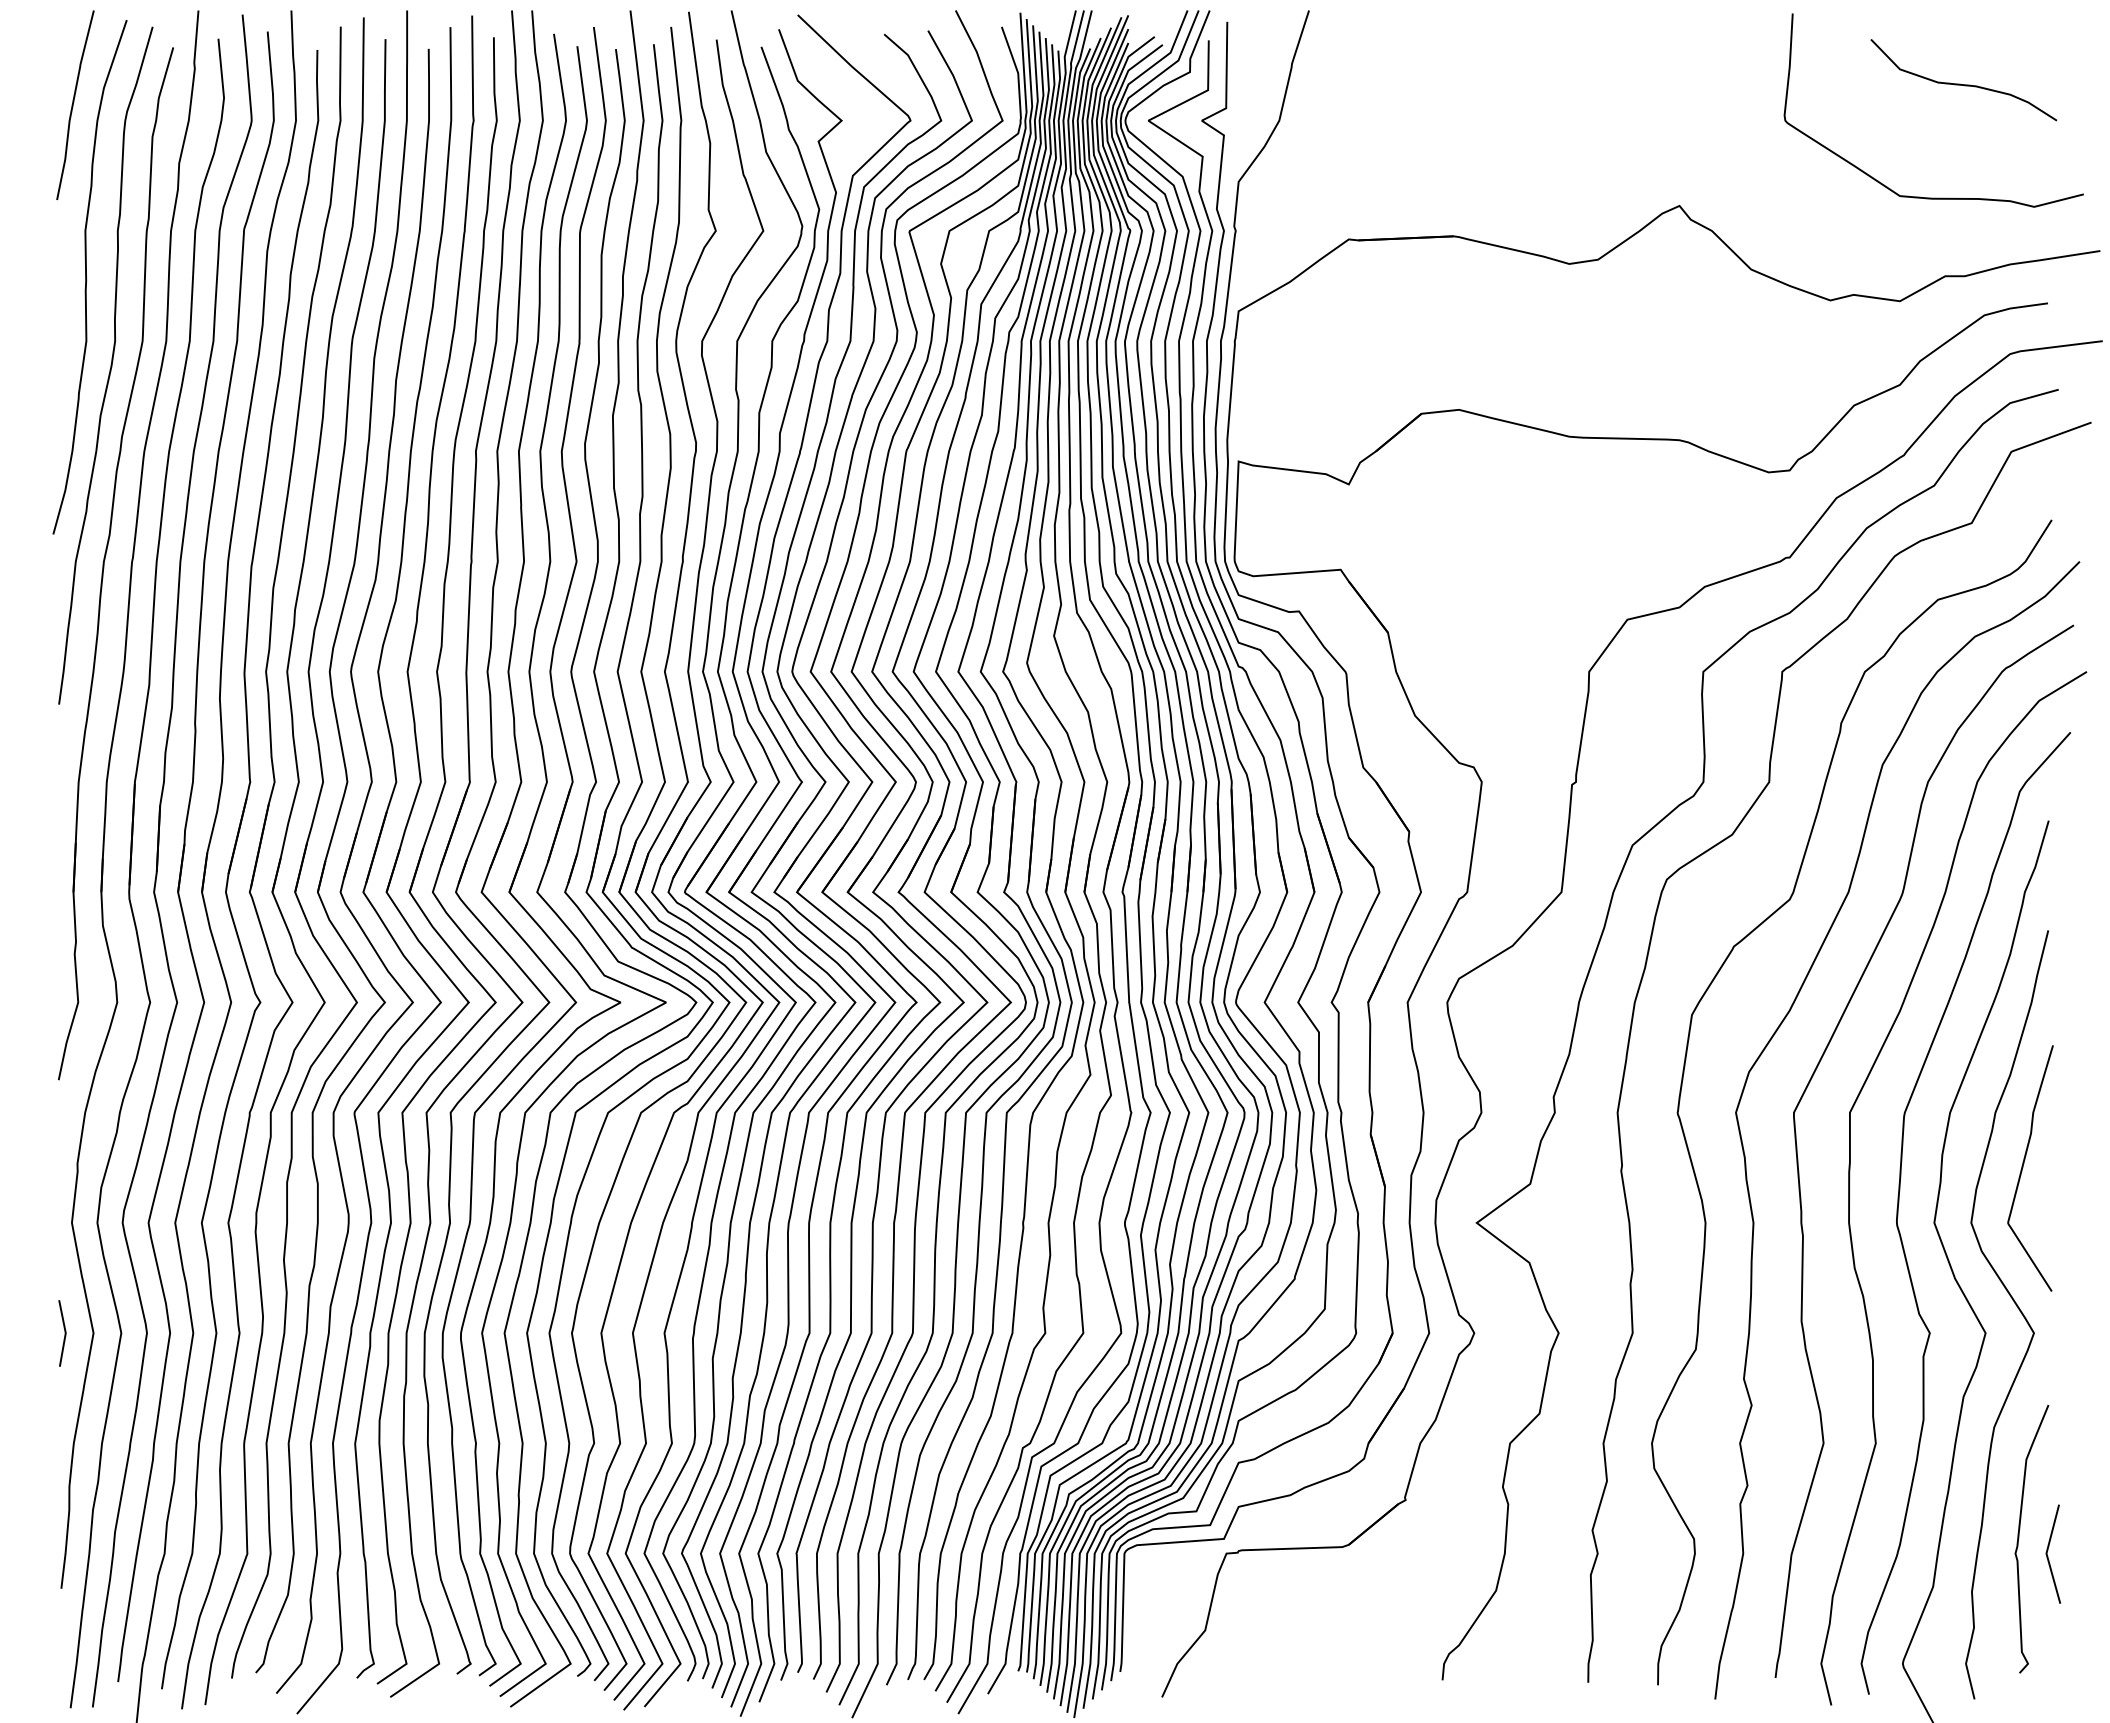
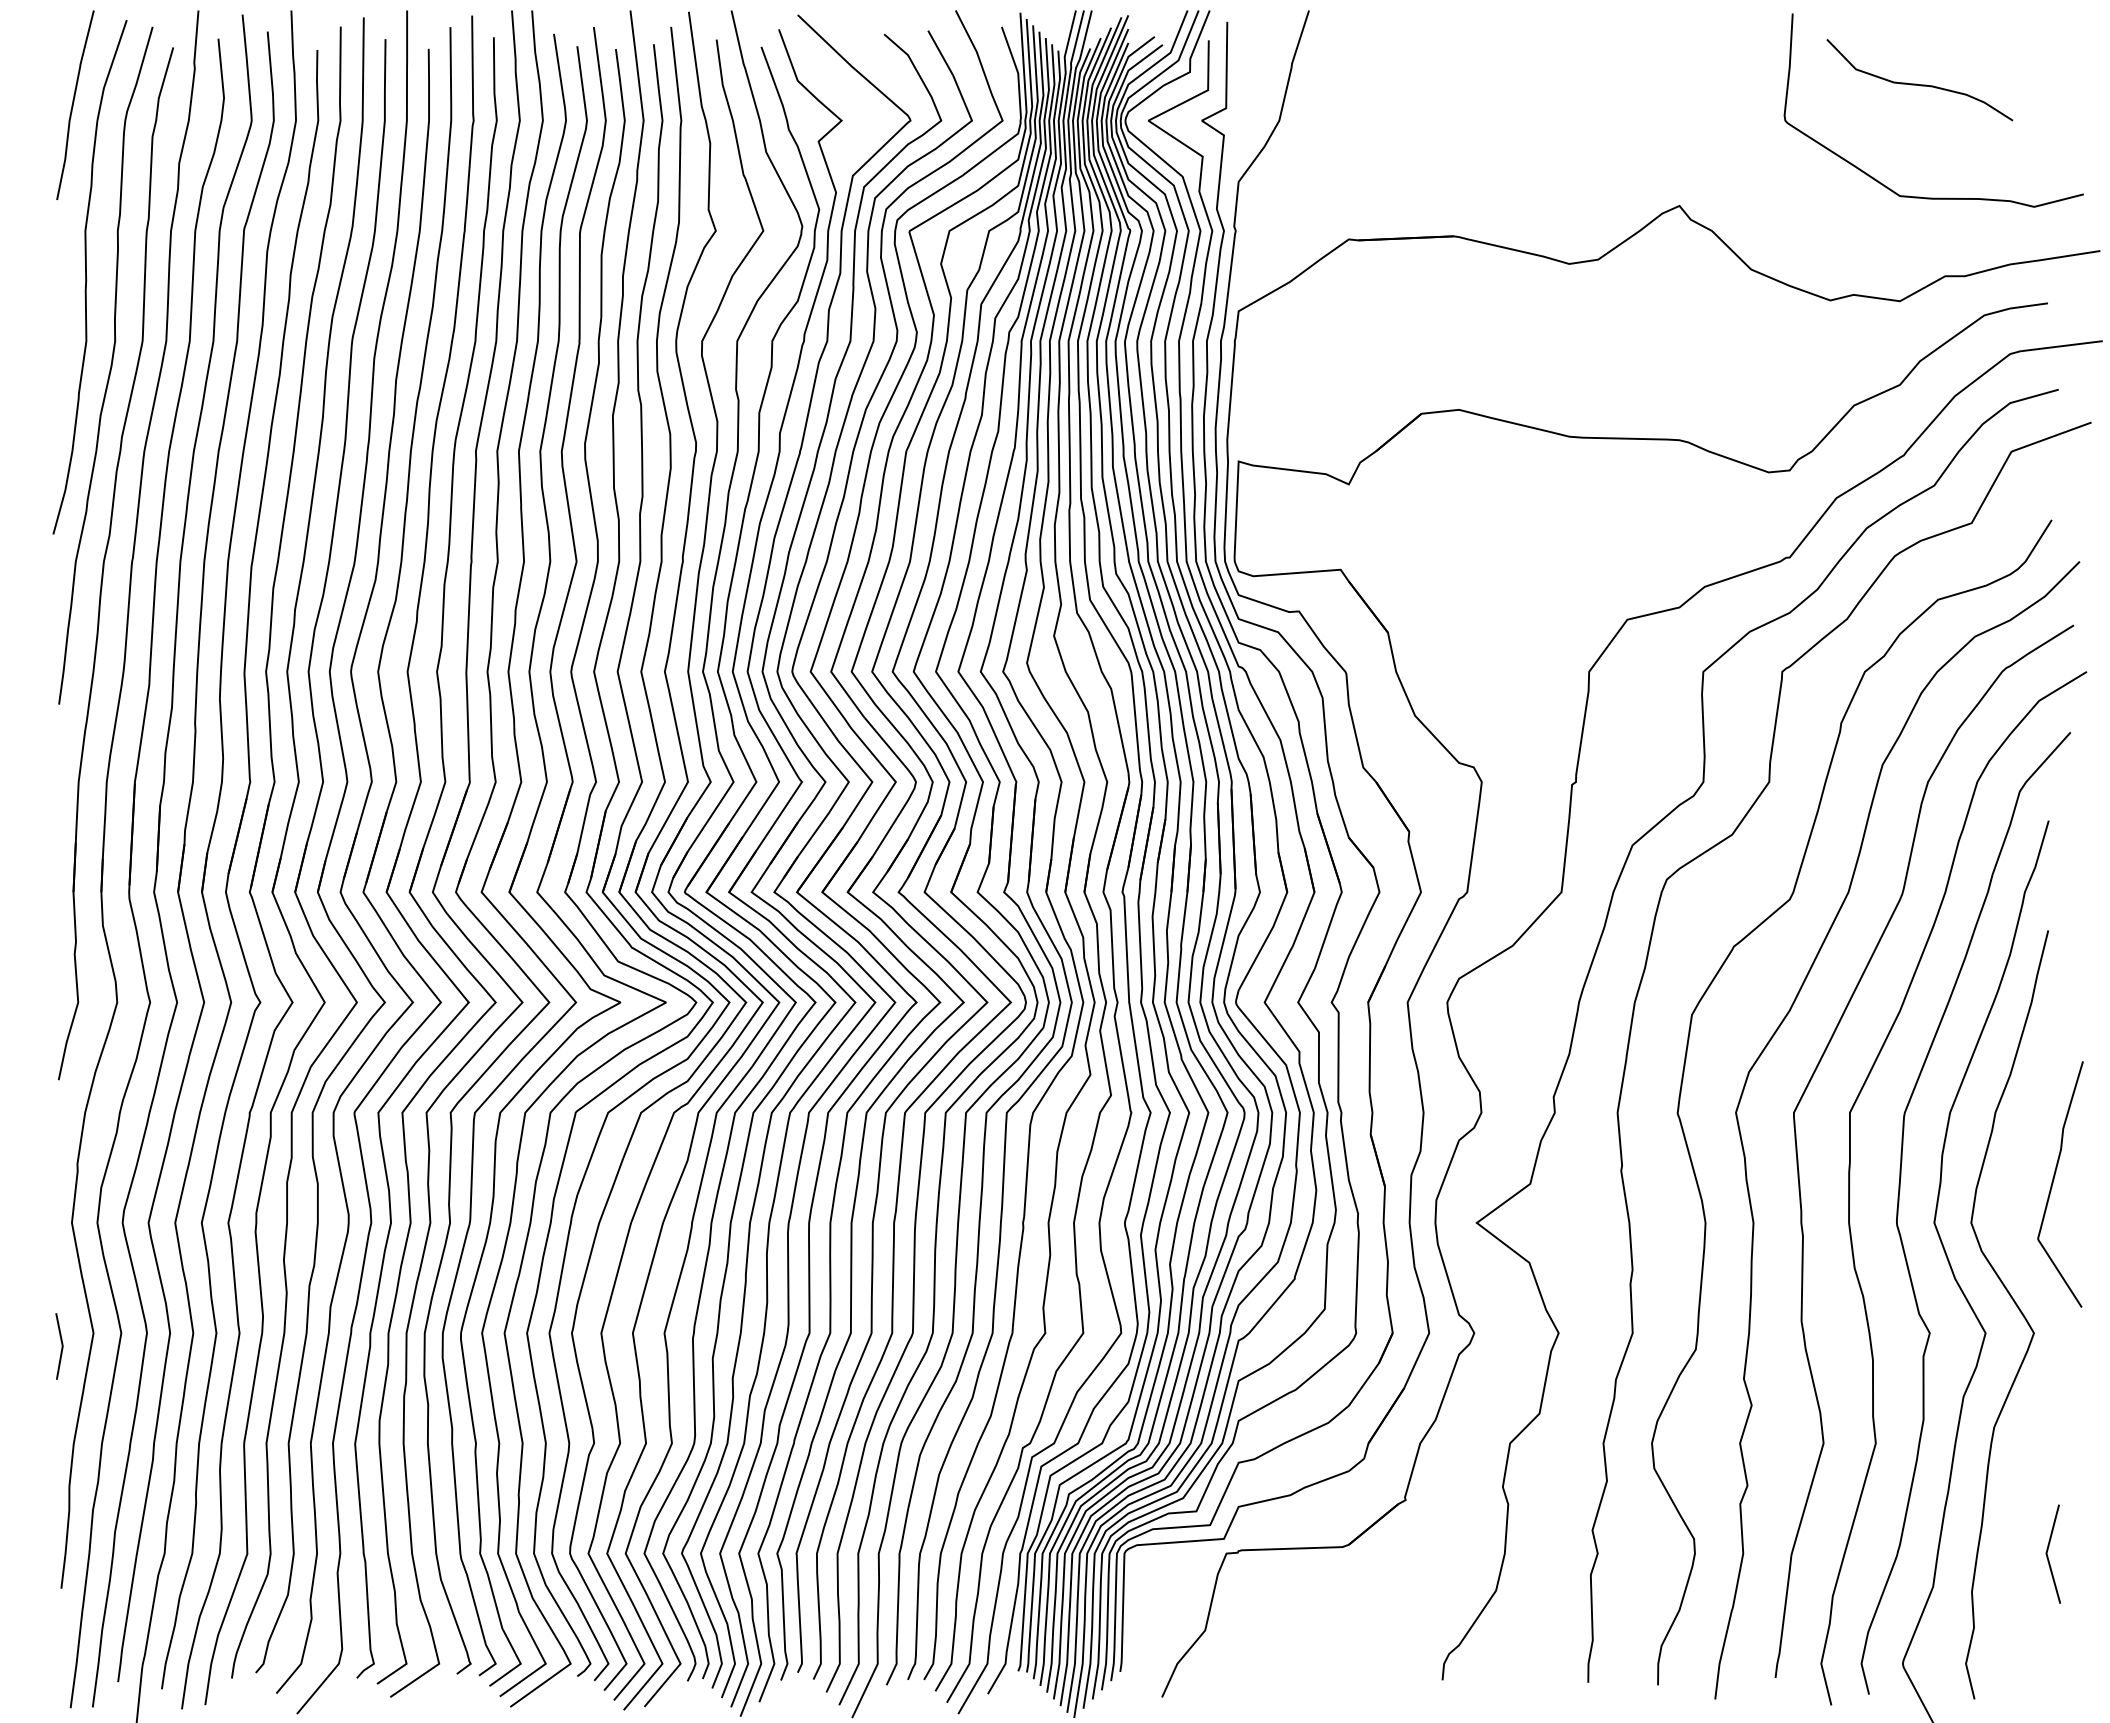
curve position: (1963, 84) -> (1919, 84) (1919, 84)
curve position: (2023, 1167) -> (2053, 1183) (2053, 1183)
line position: (64, 1333) -> (61, 1346) (61, 1346)
curve: present -> none (2019, 1538)
